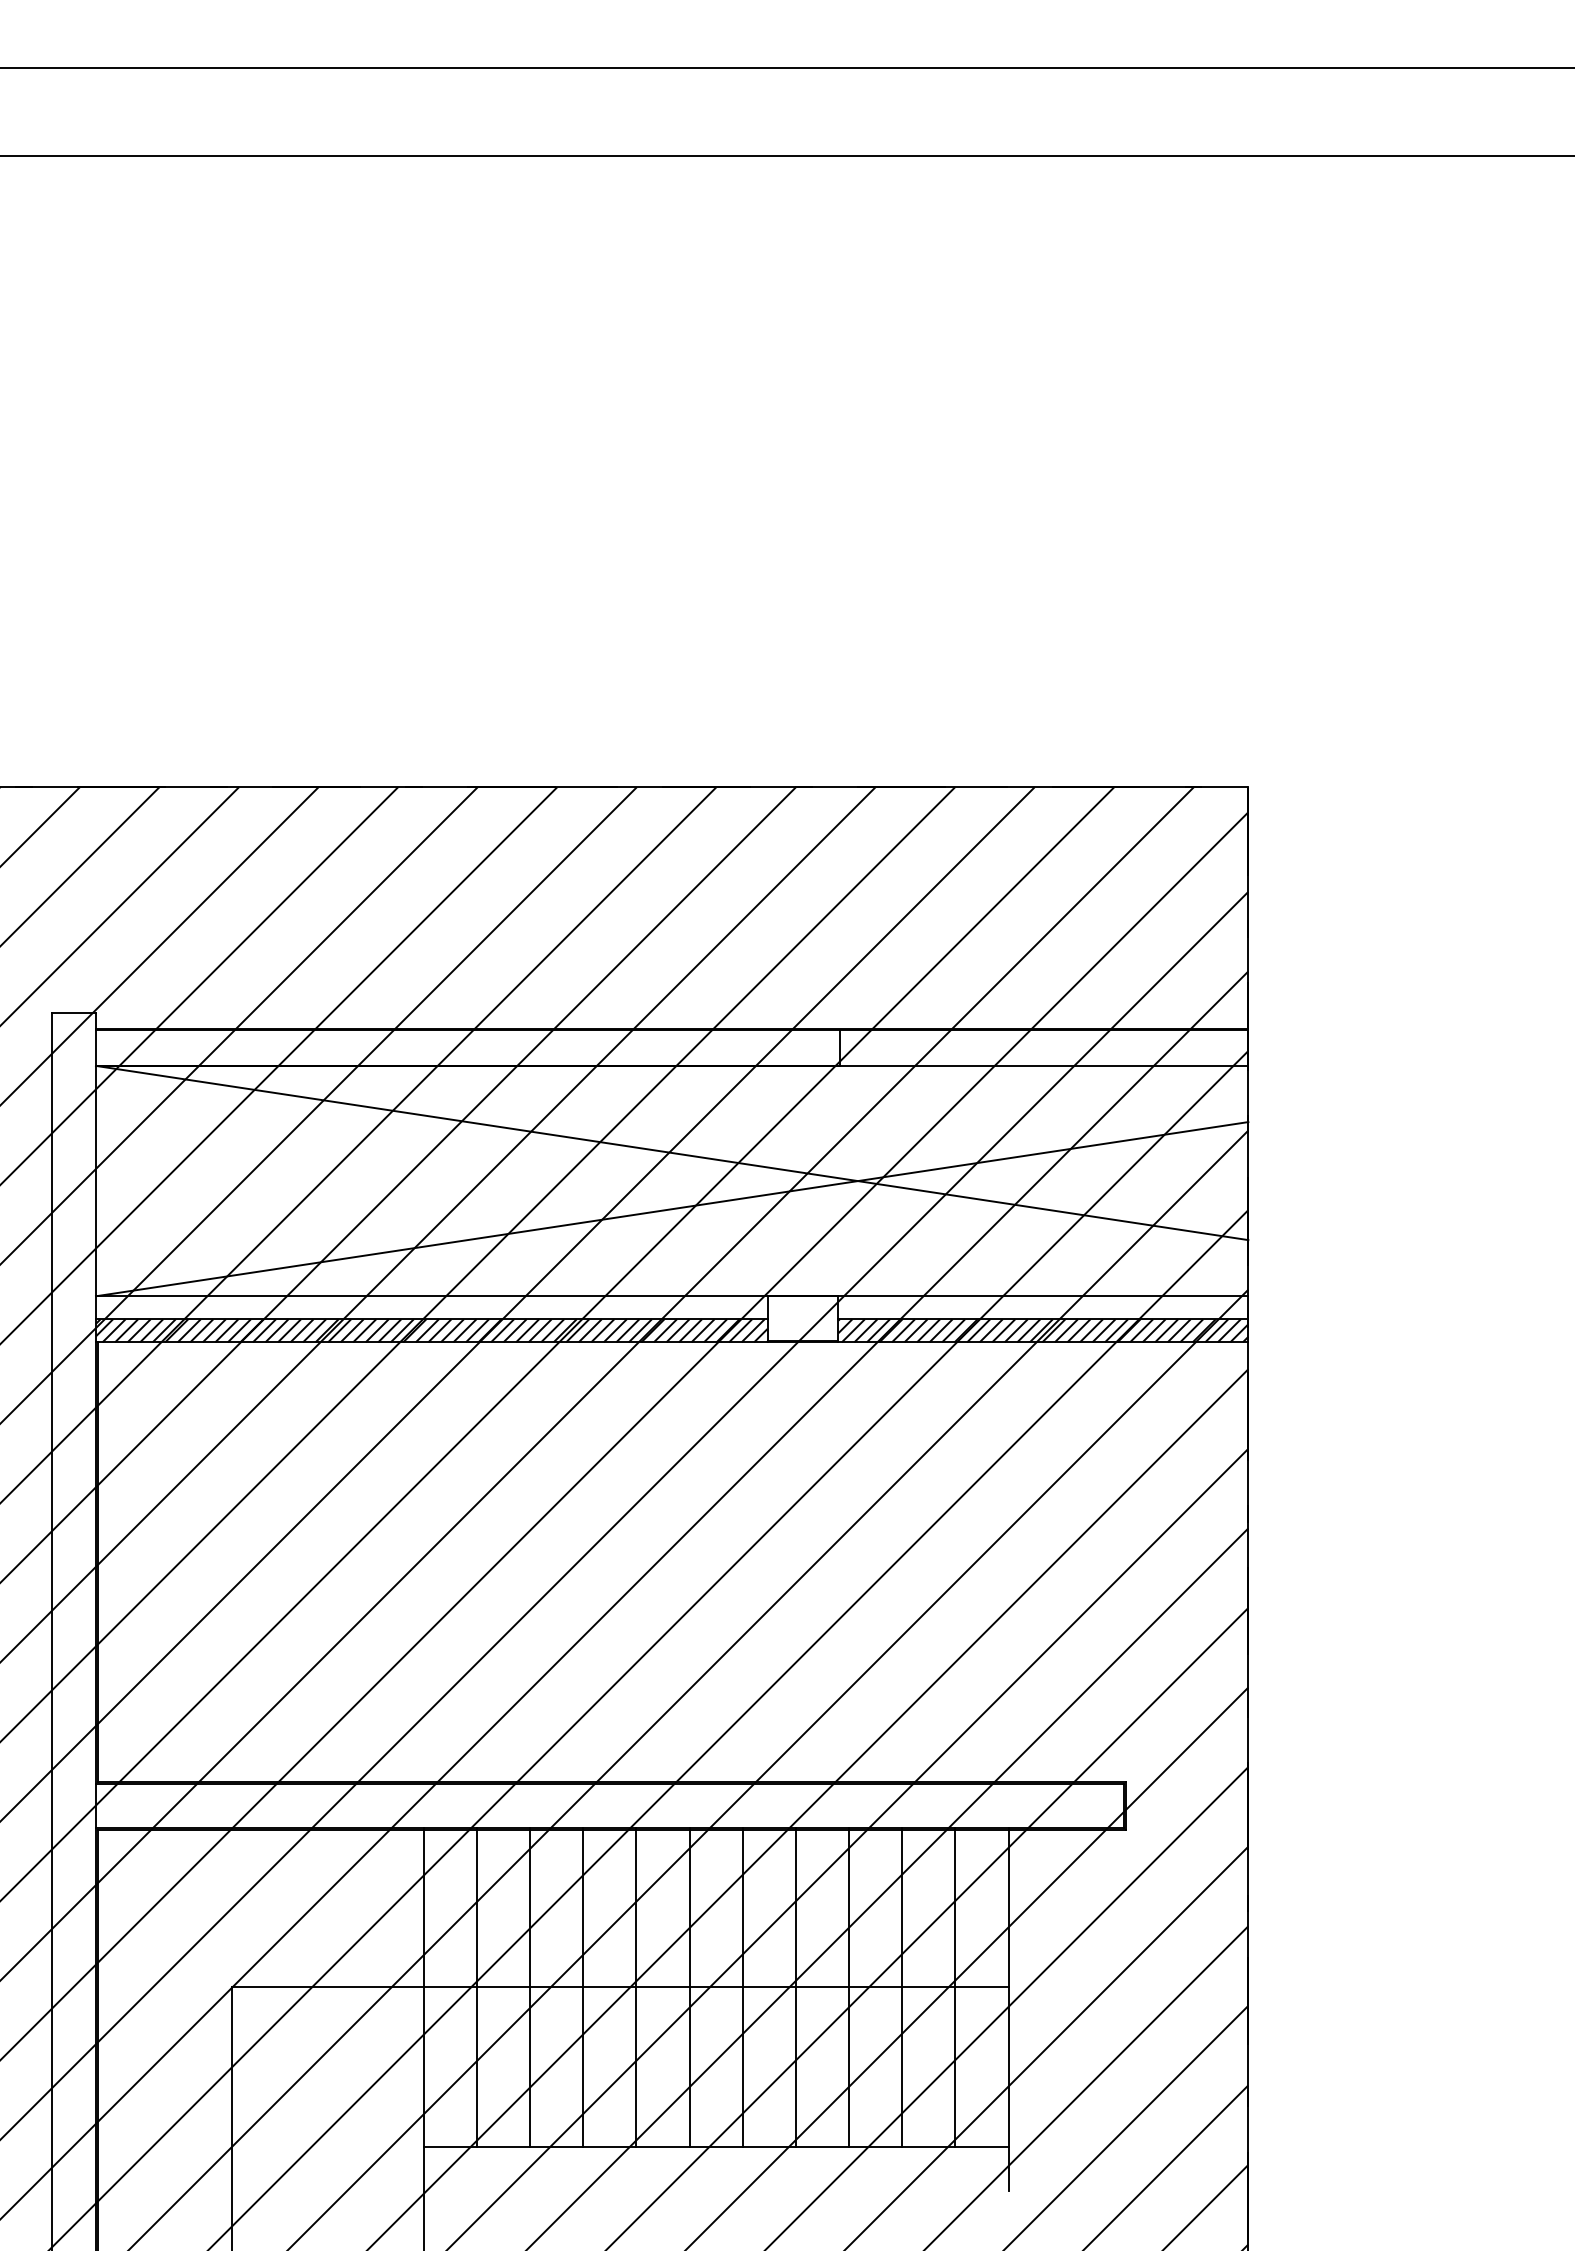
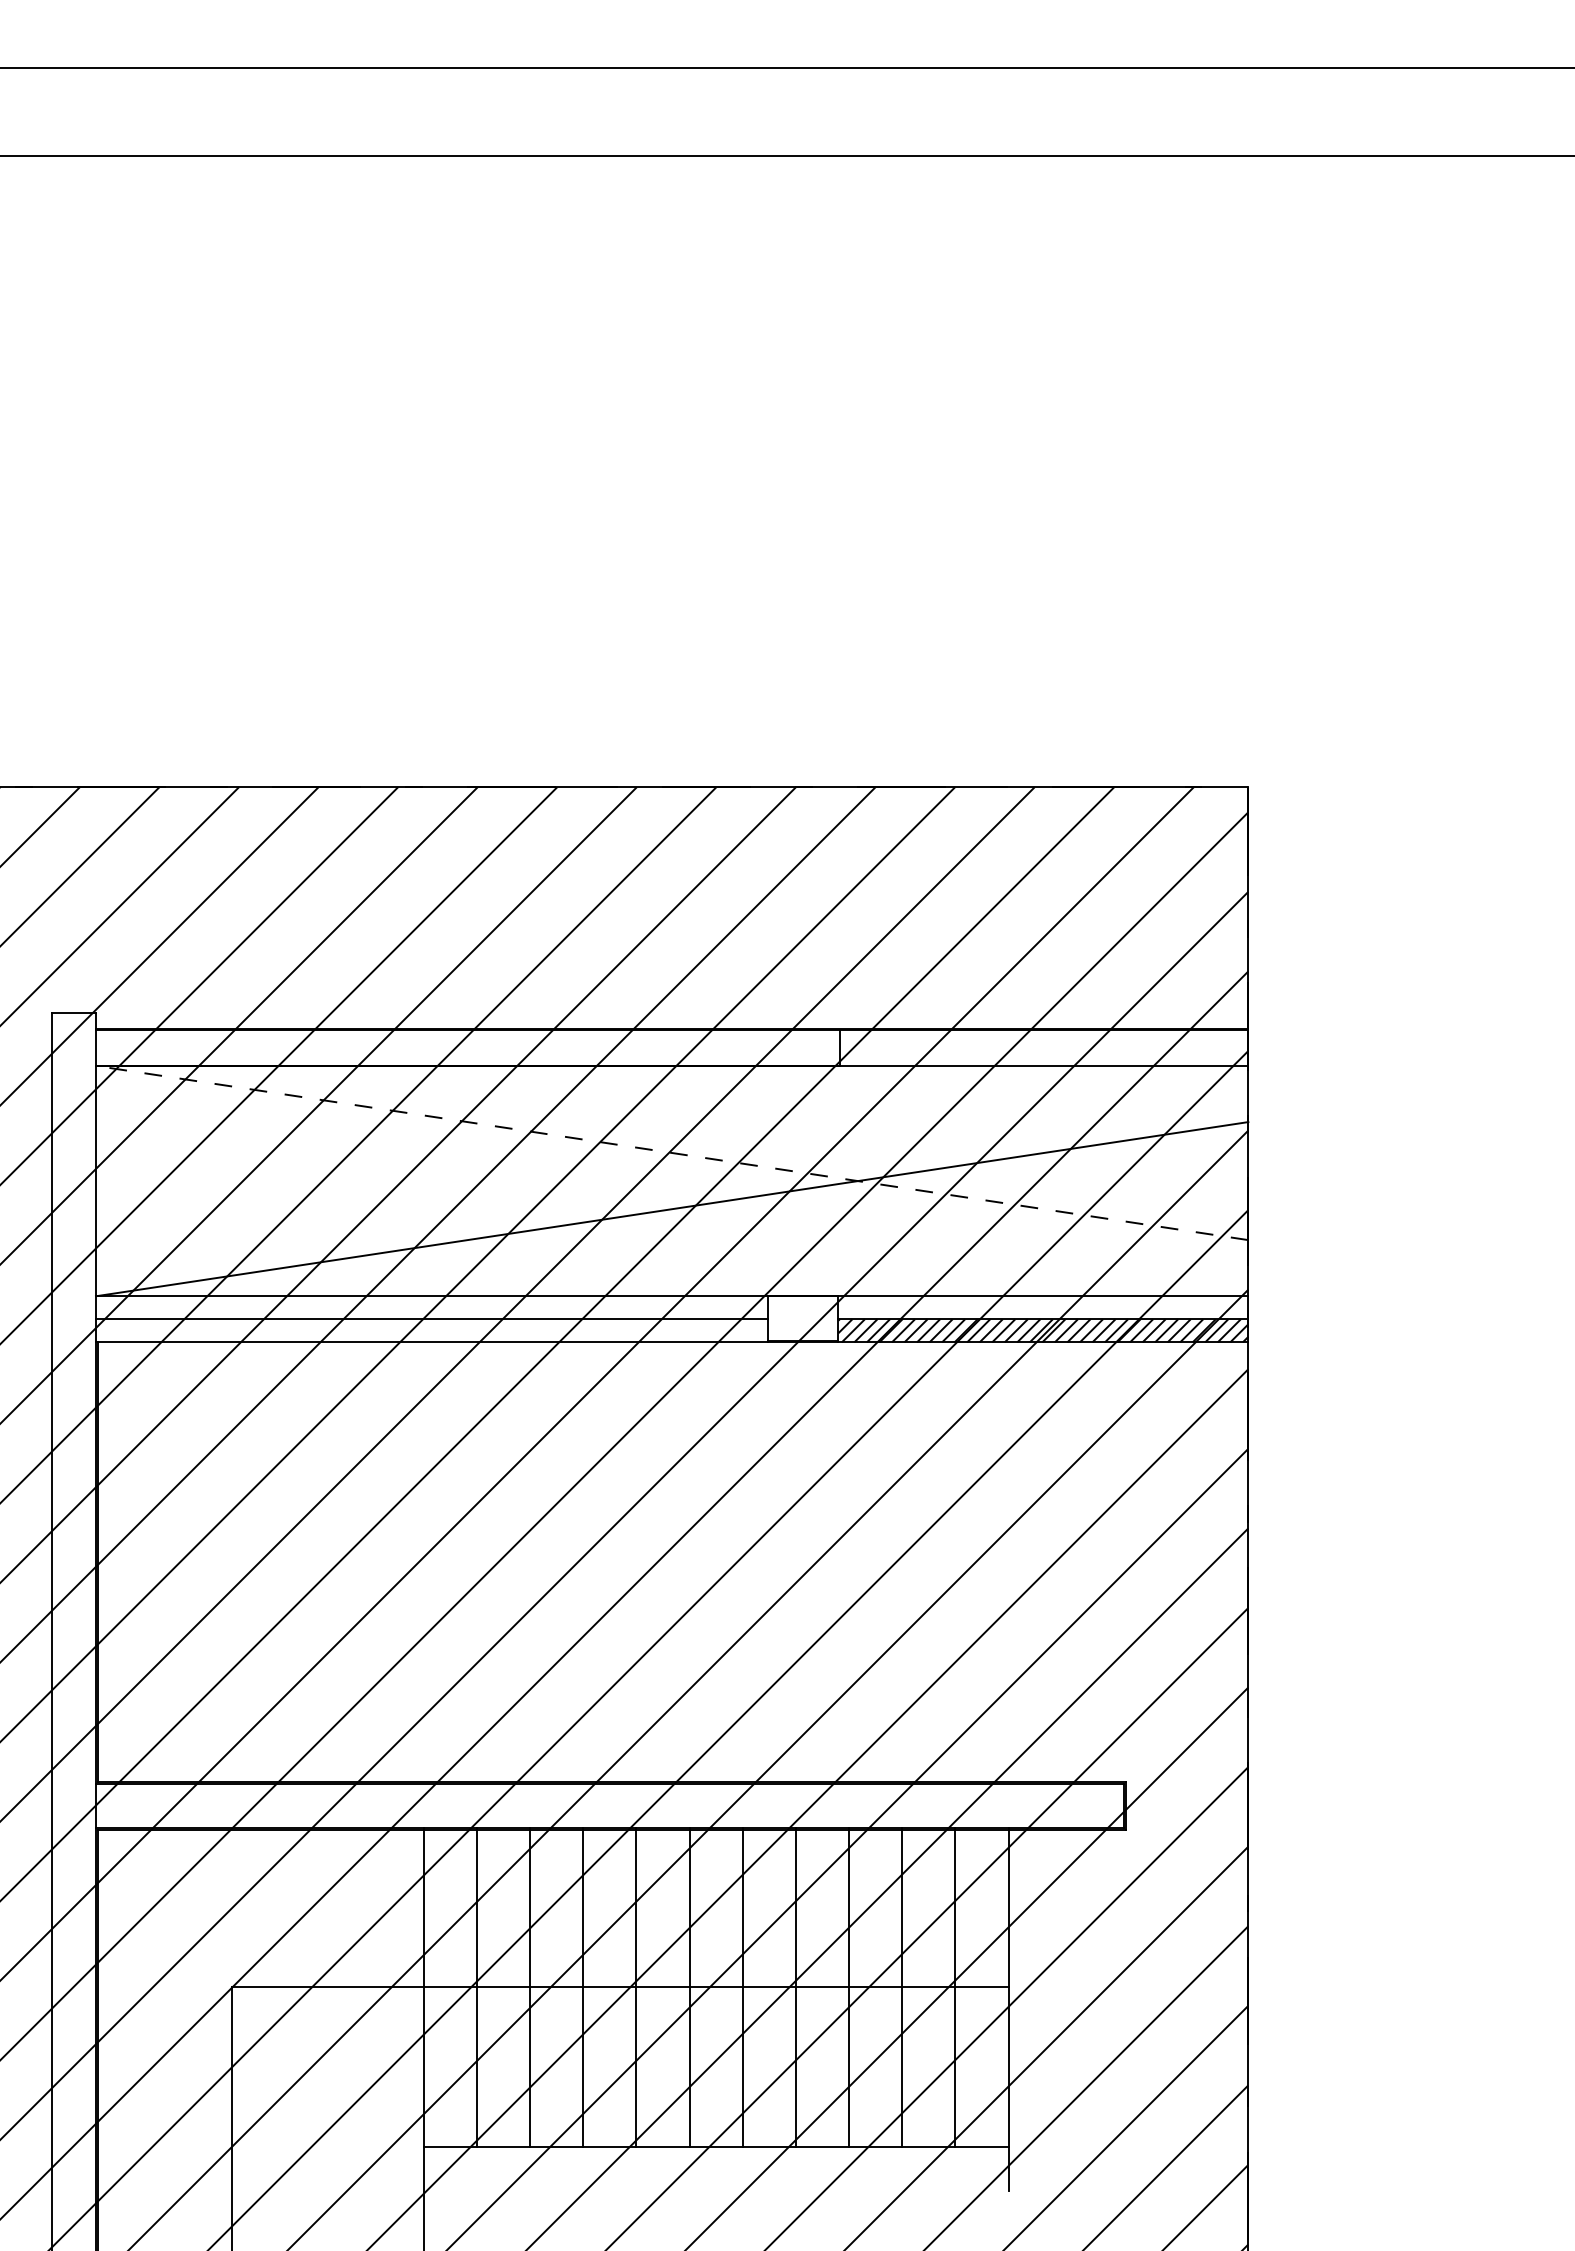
line: solid -> dashed (672, 1153)
hatch: present -> none (431, 1330)
